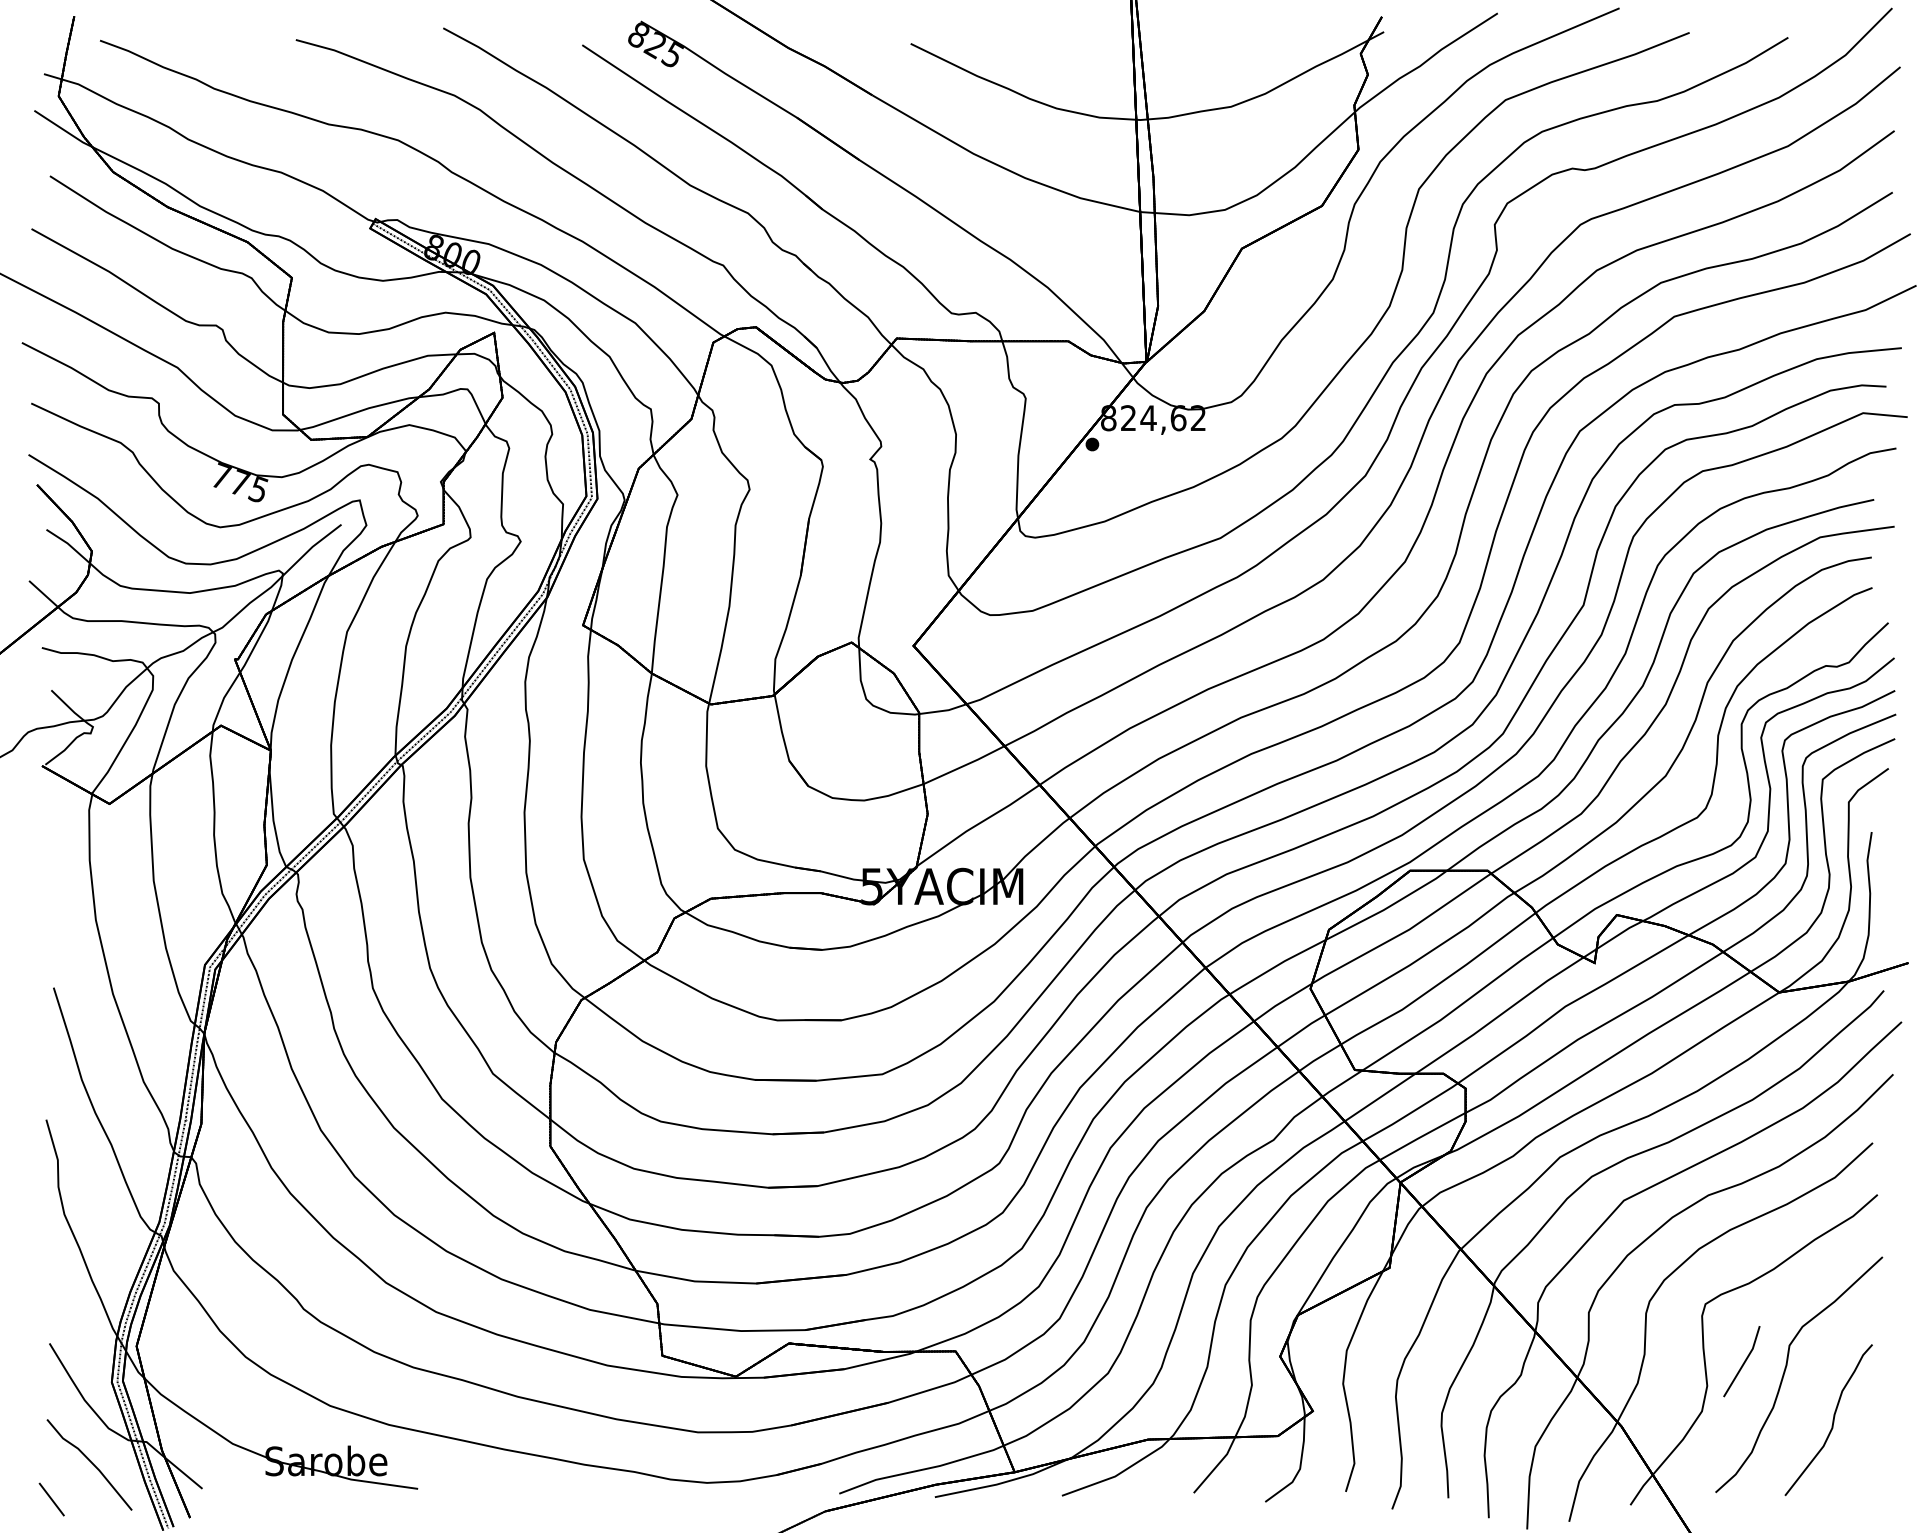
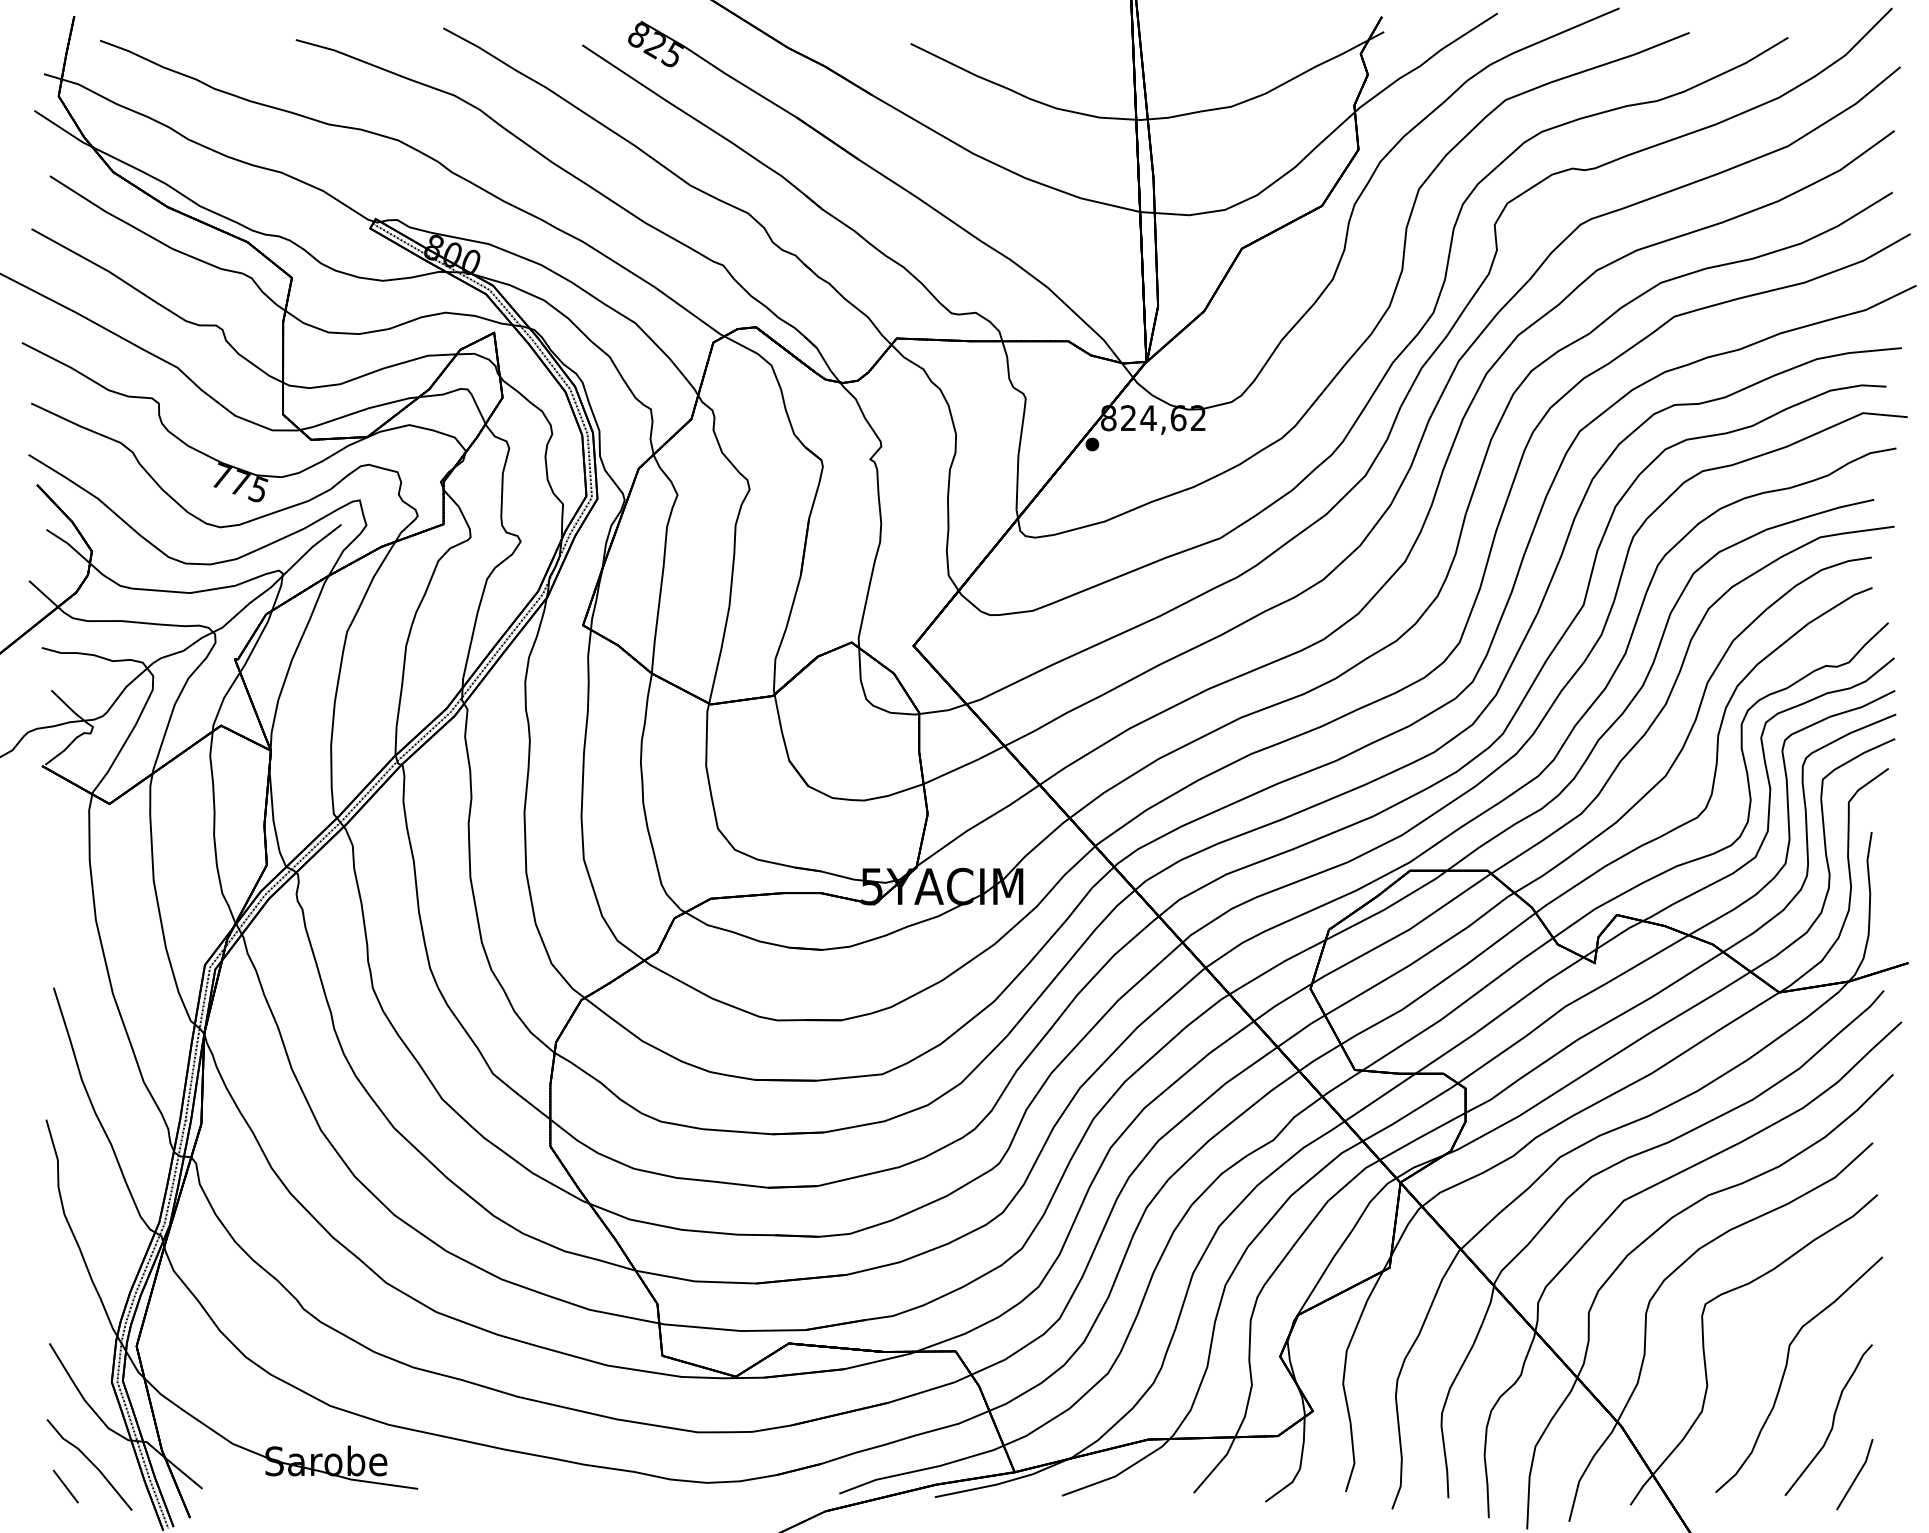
part position: (1741, 1361) -> (1854, 1474) (1854, 1474)
line position: (51, 1499) -> (65, 1486) (65, 1486)
